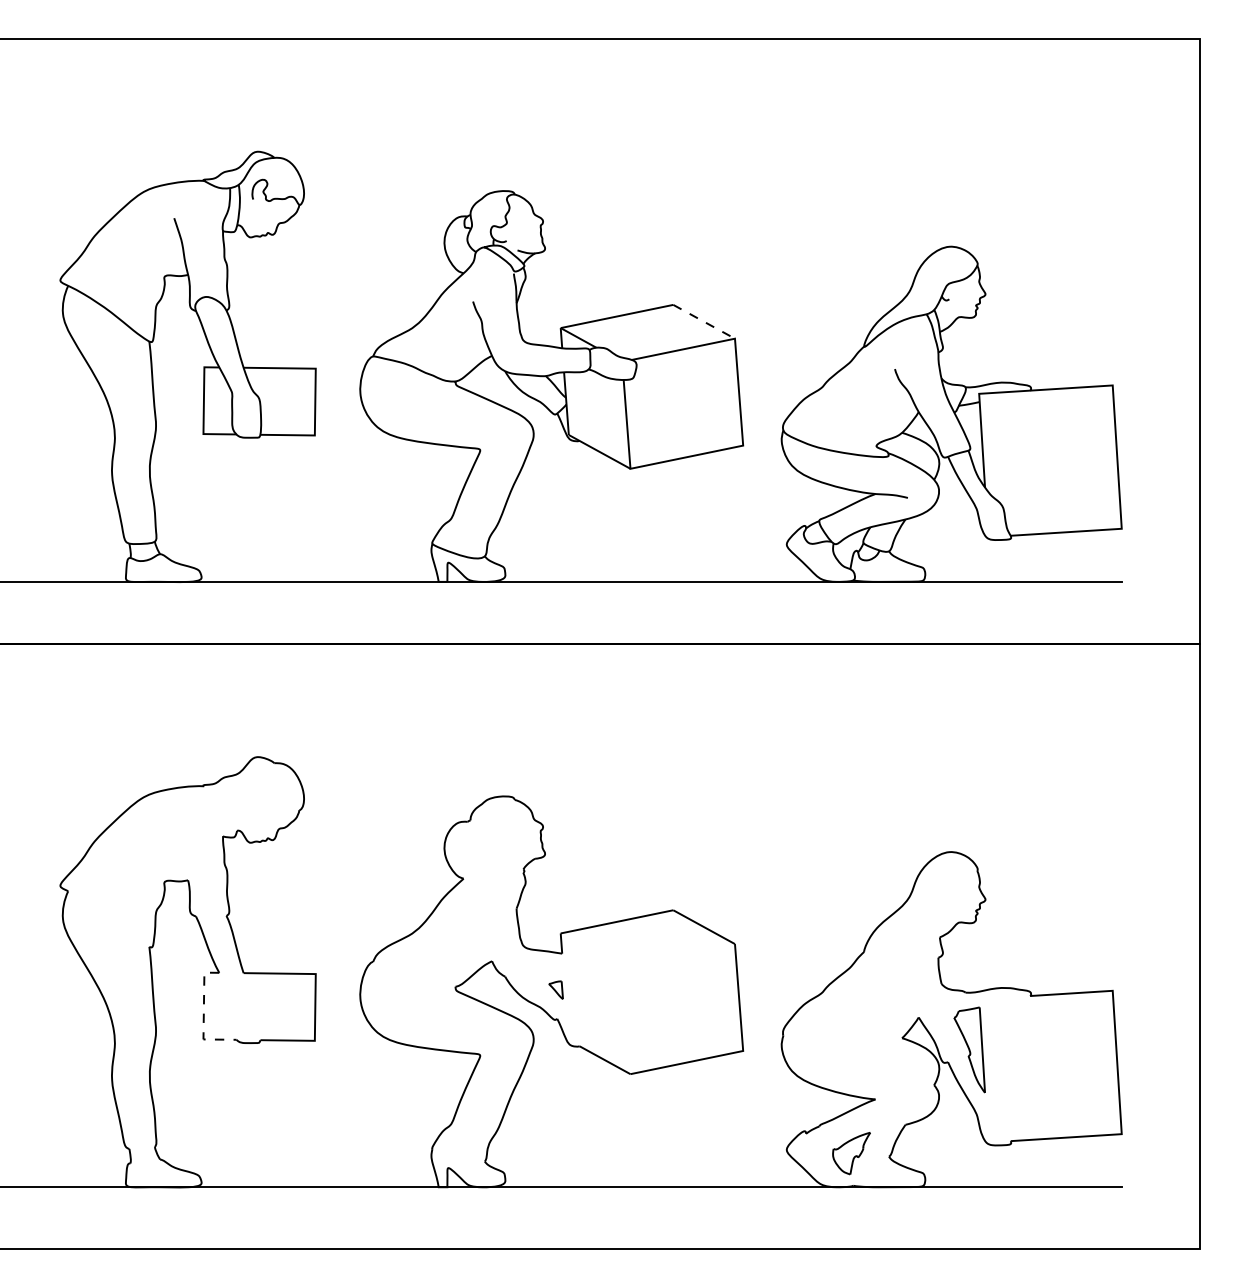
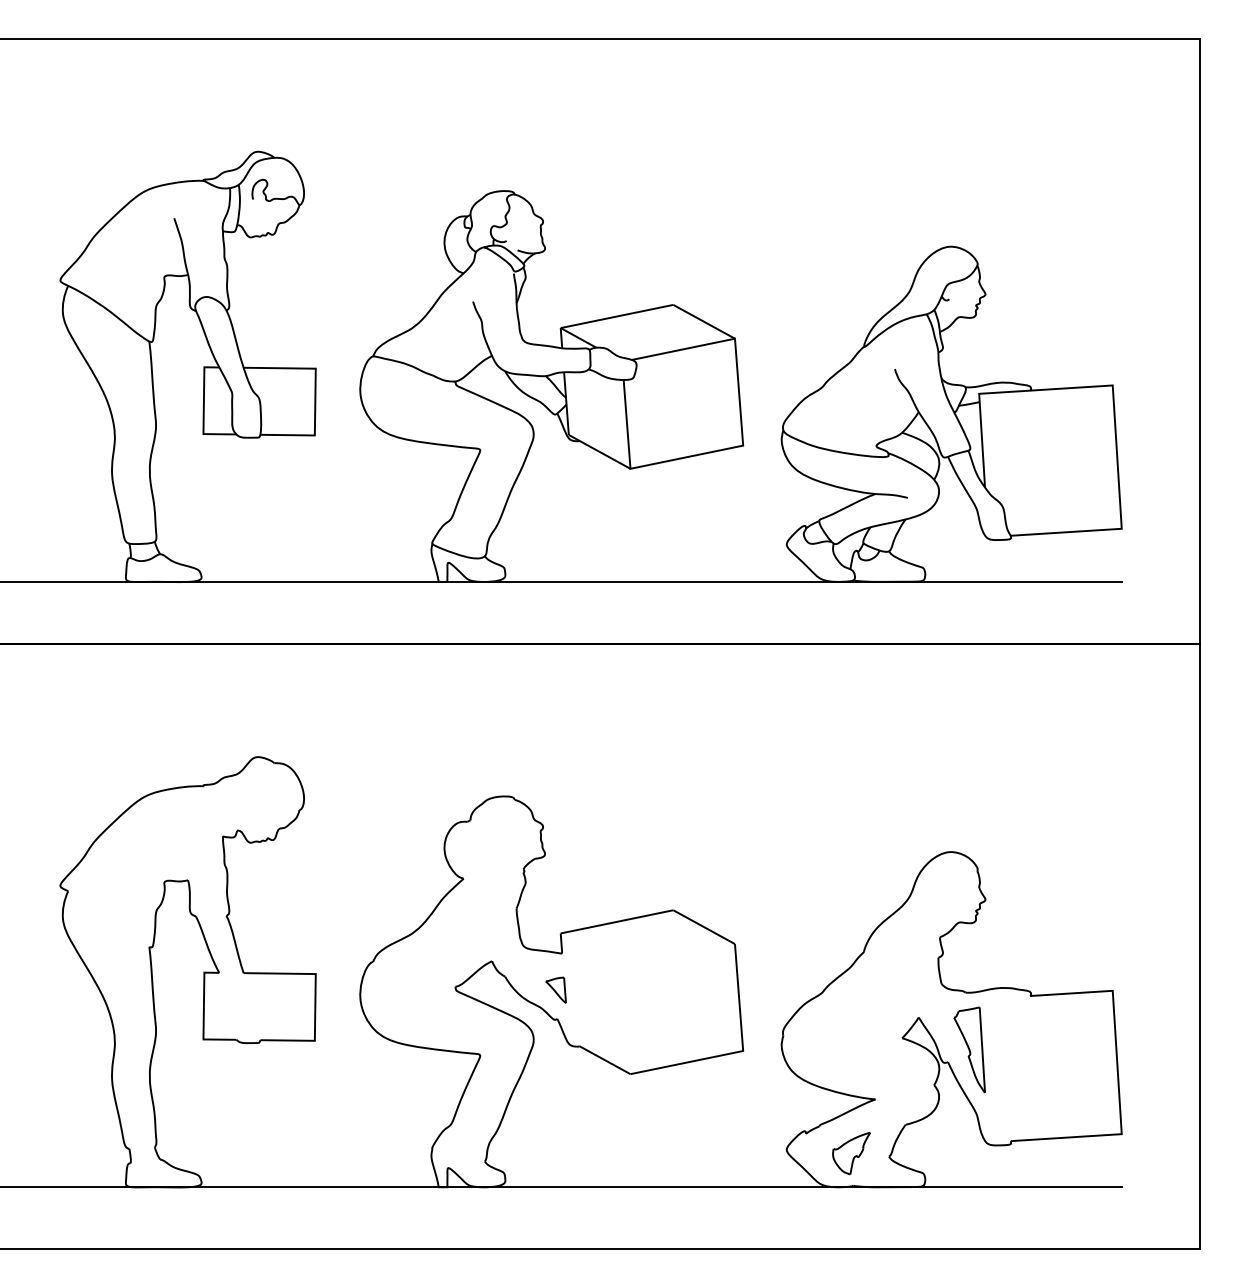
line: dashed -> solid (704, 322)
part size: 16x20 px -> 22x28 px (555, 989)
line: dashed -> solid (203, 1015)
